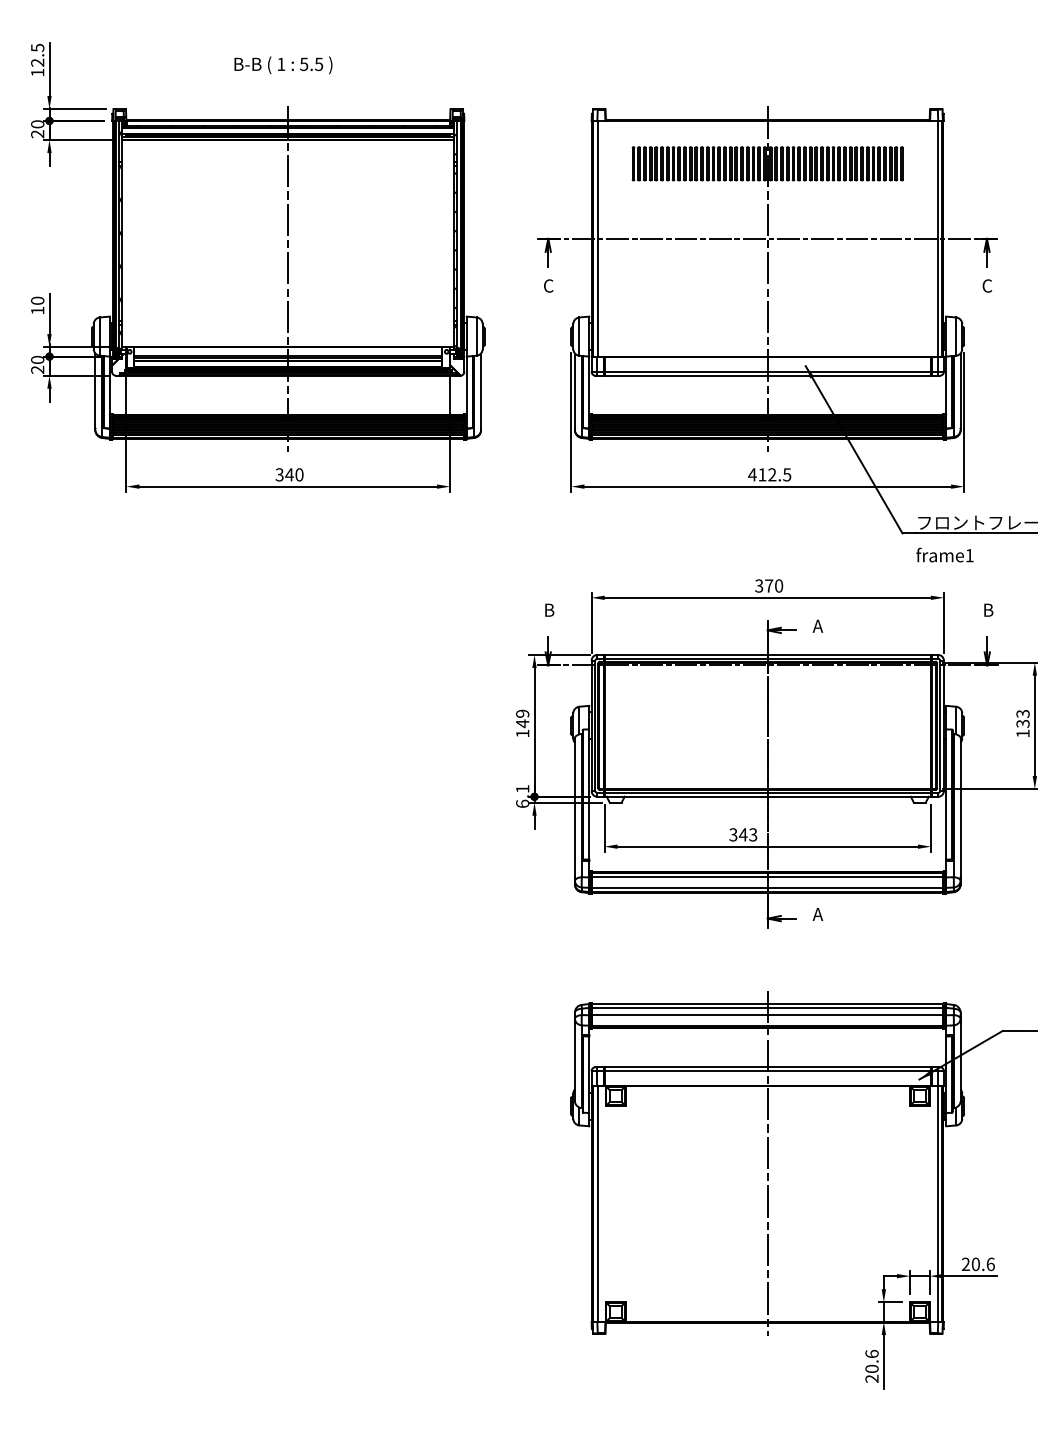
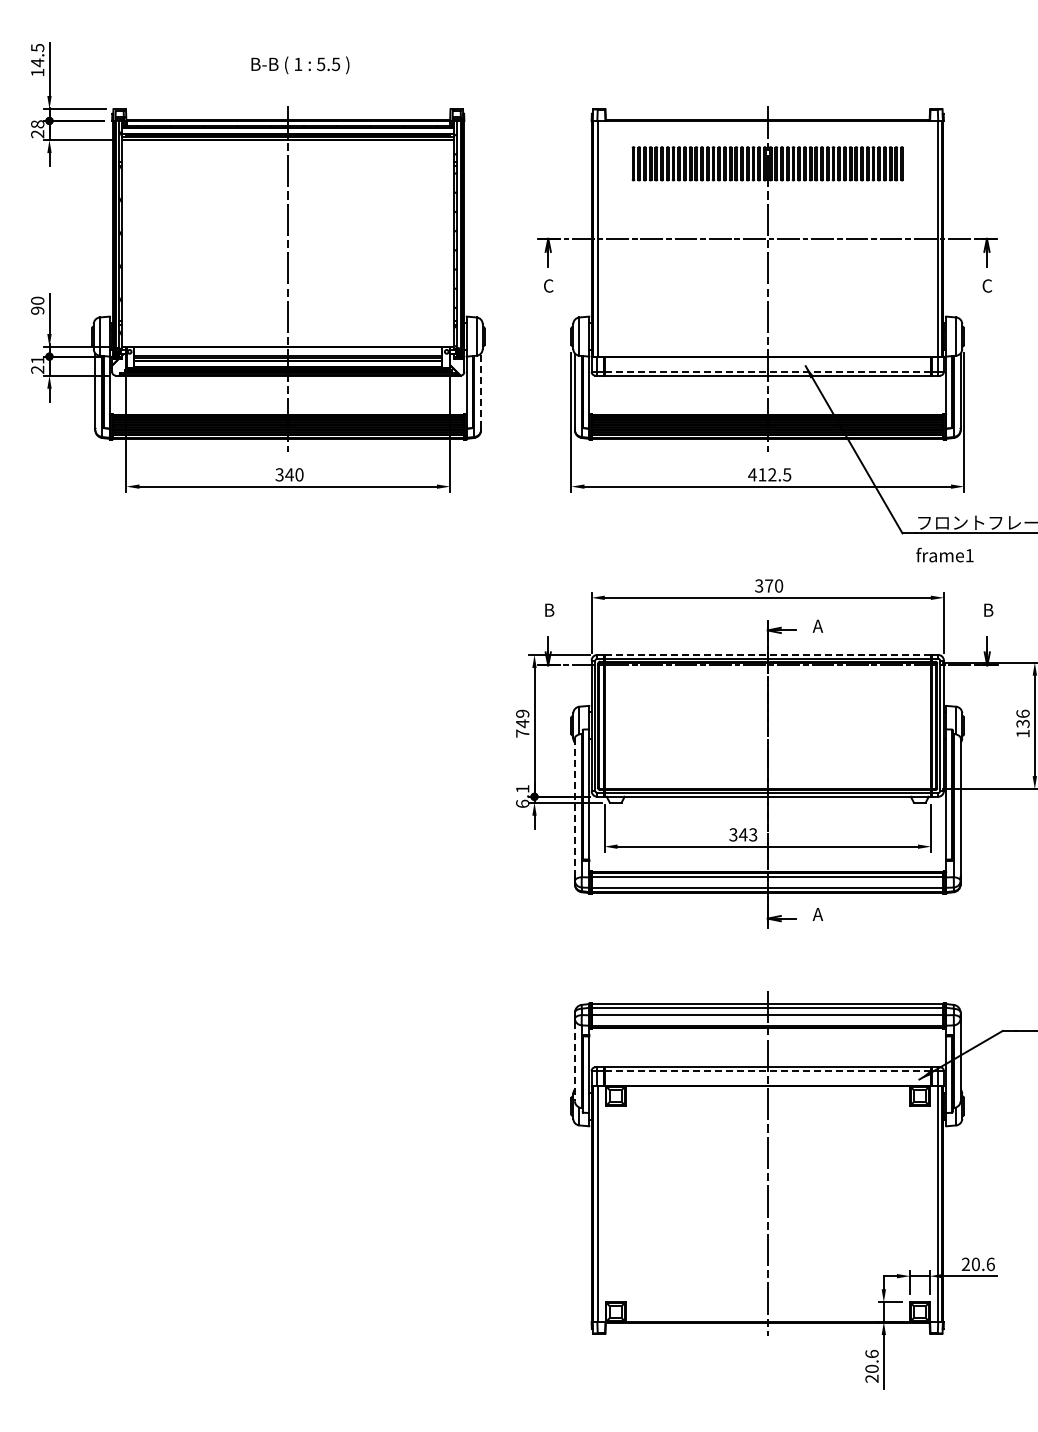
text: 12.5 -> 14.5 (37, 62)
text position: (283, 65) -> (300, 65) (300, 65)
text: 20 -> 28 (37, 124)
text: 10 -> 90 (37, 310)
text: 20 -> 21 (37, 359)
line: solid -> dashed (768, 371)
line: solid -> dashed (481, 390)
line: solid -> dashed (768, 654)
text: 133 -> 136 (1022, 713)
text: 149 -> 749 (522, 733)
line: solid -> dashed (574, 807)
line: solid -> dashed (574, 1061)
line: solid -> dashed (767, 1071)
